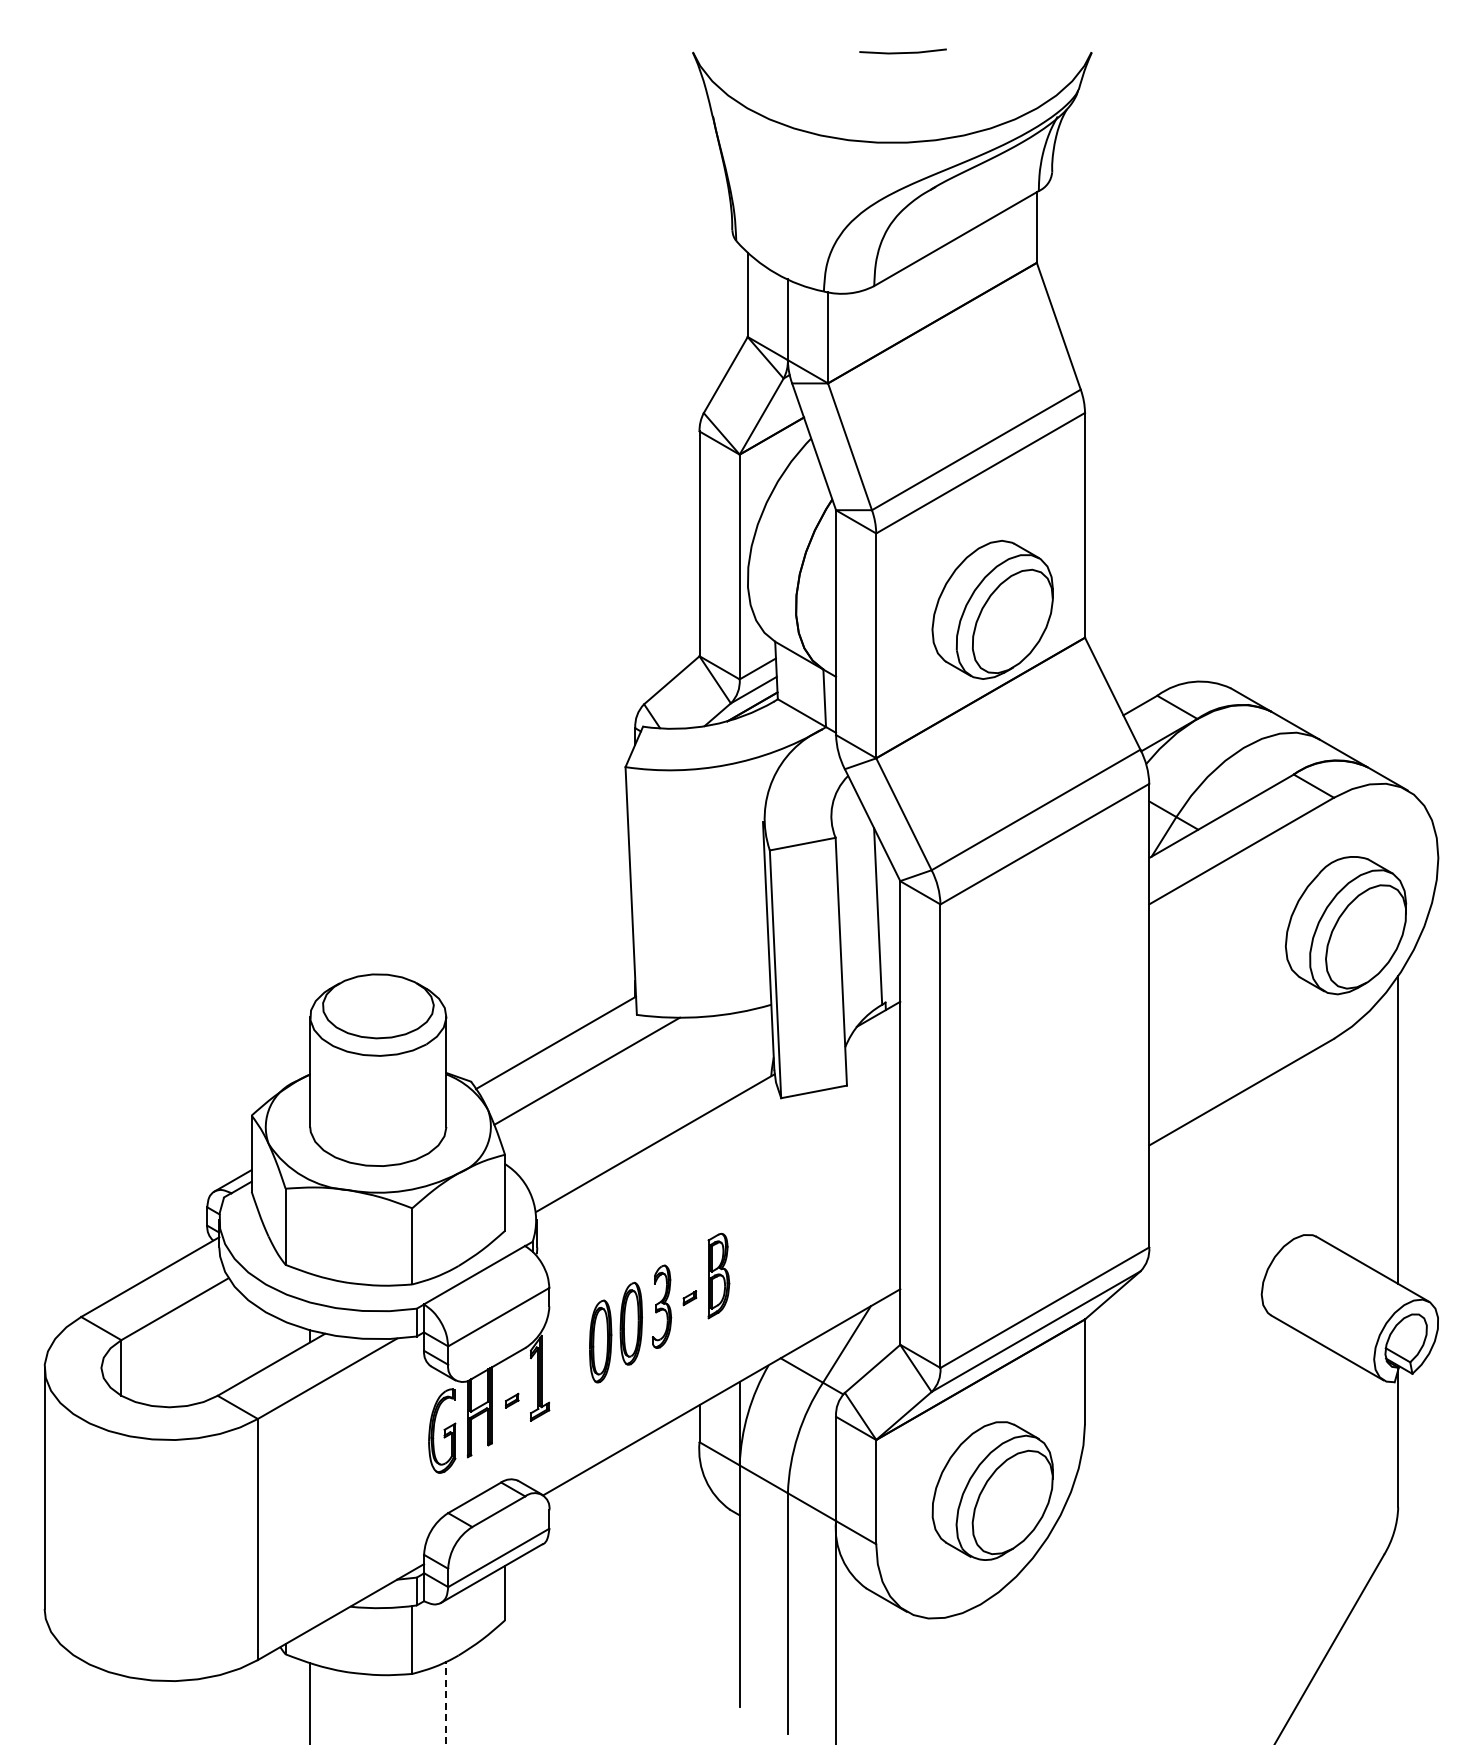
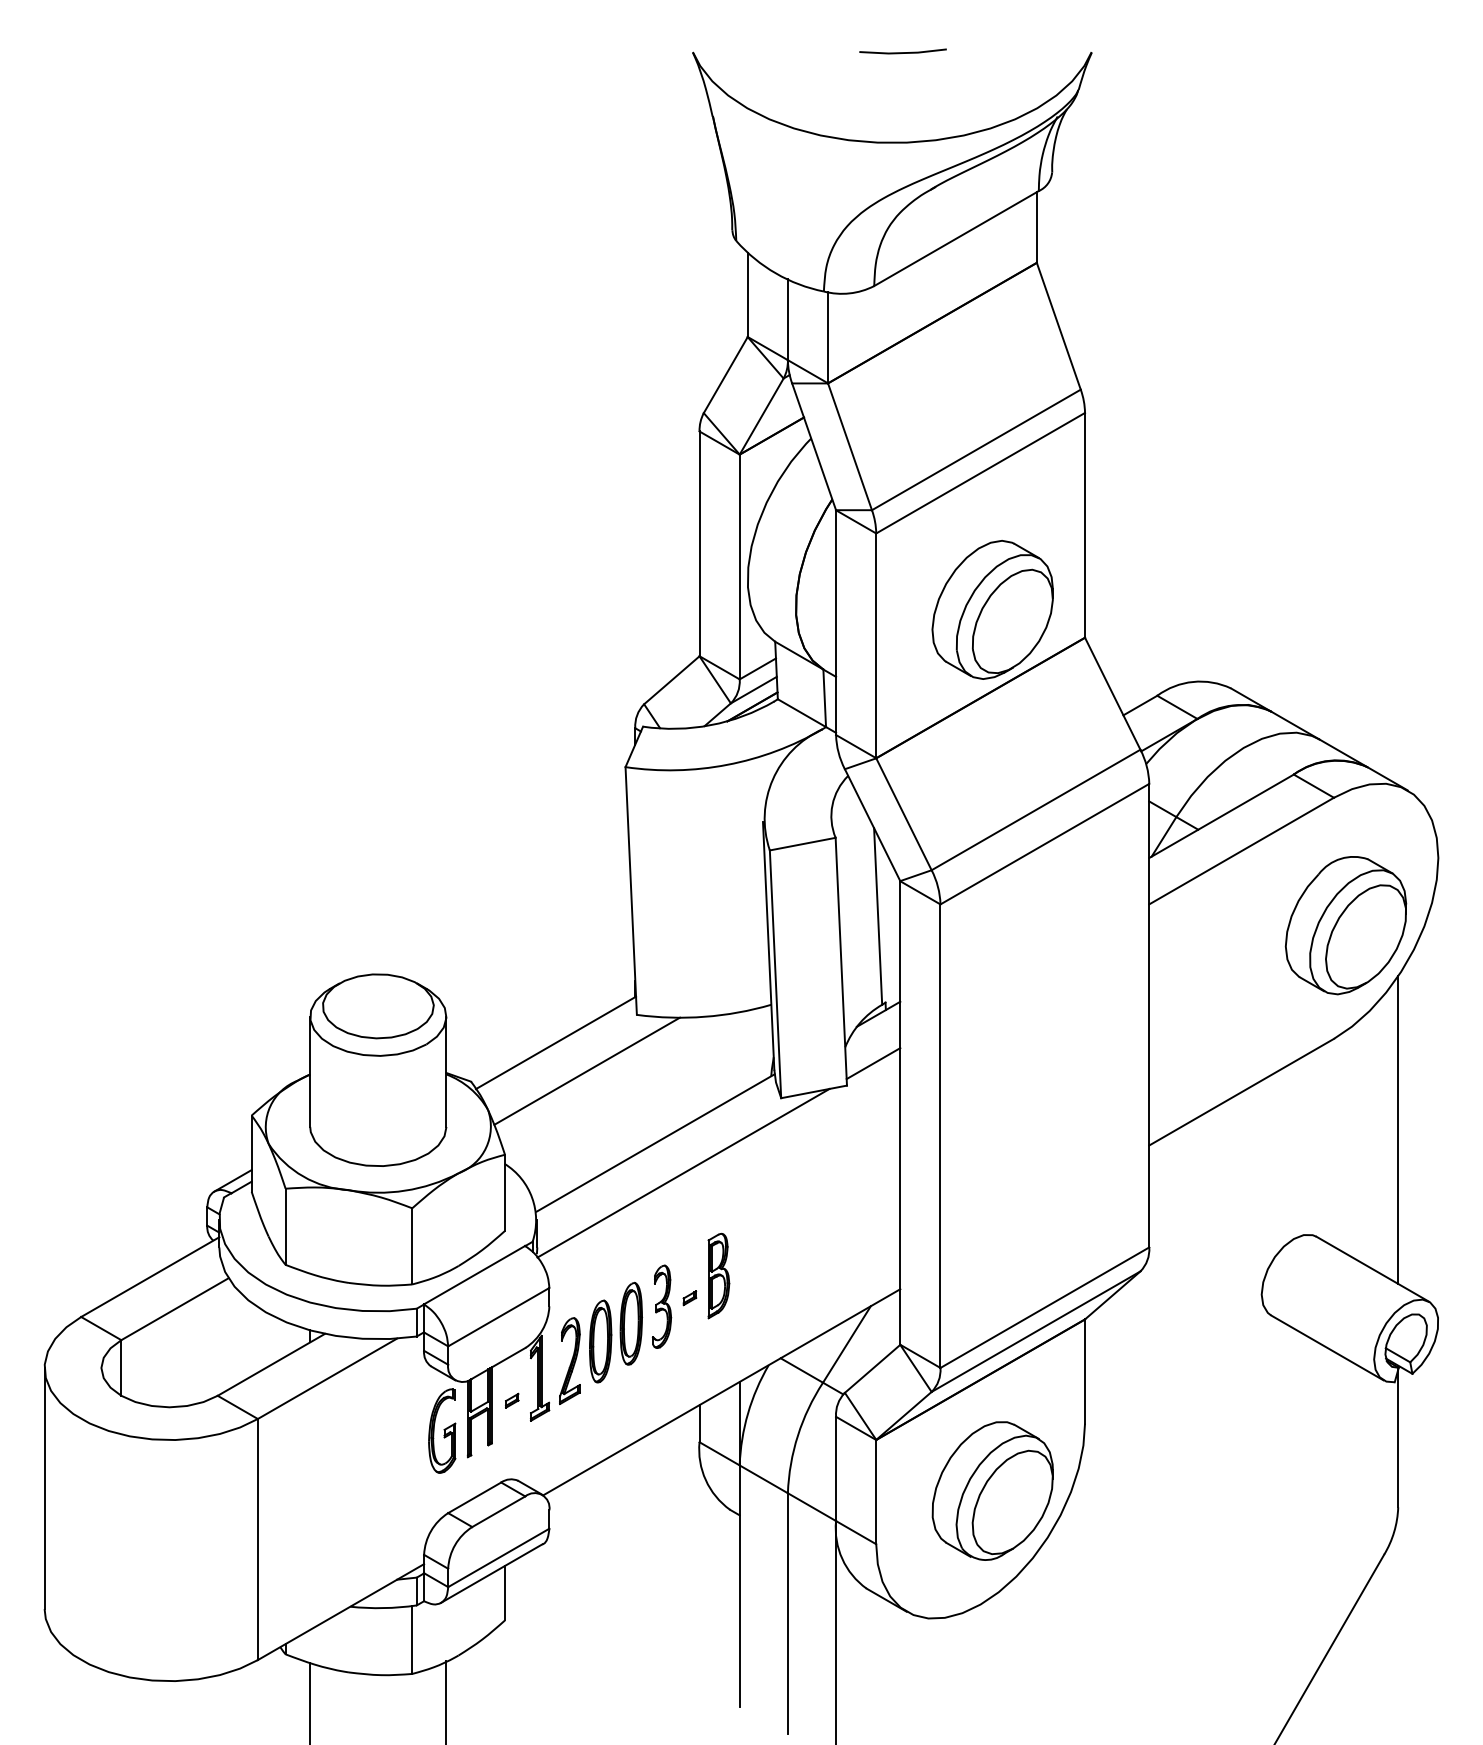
line: none -> present (873, 1063)
line: none -> present (683, 1172)
part: none -> present (569, 1361)
line: dashed -> solid (446, 1702)
